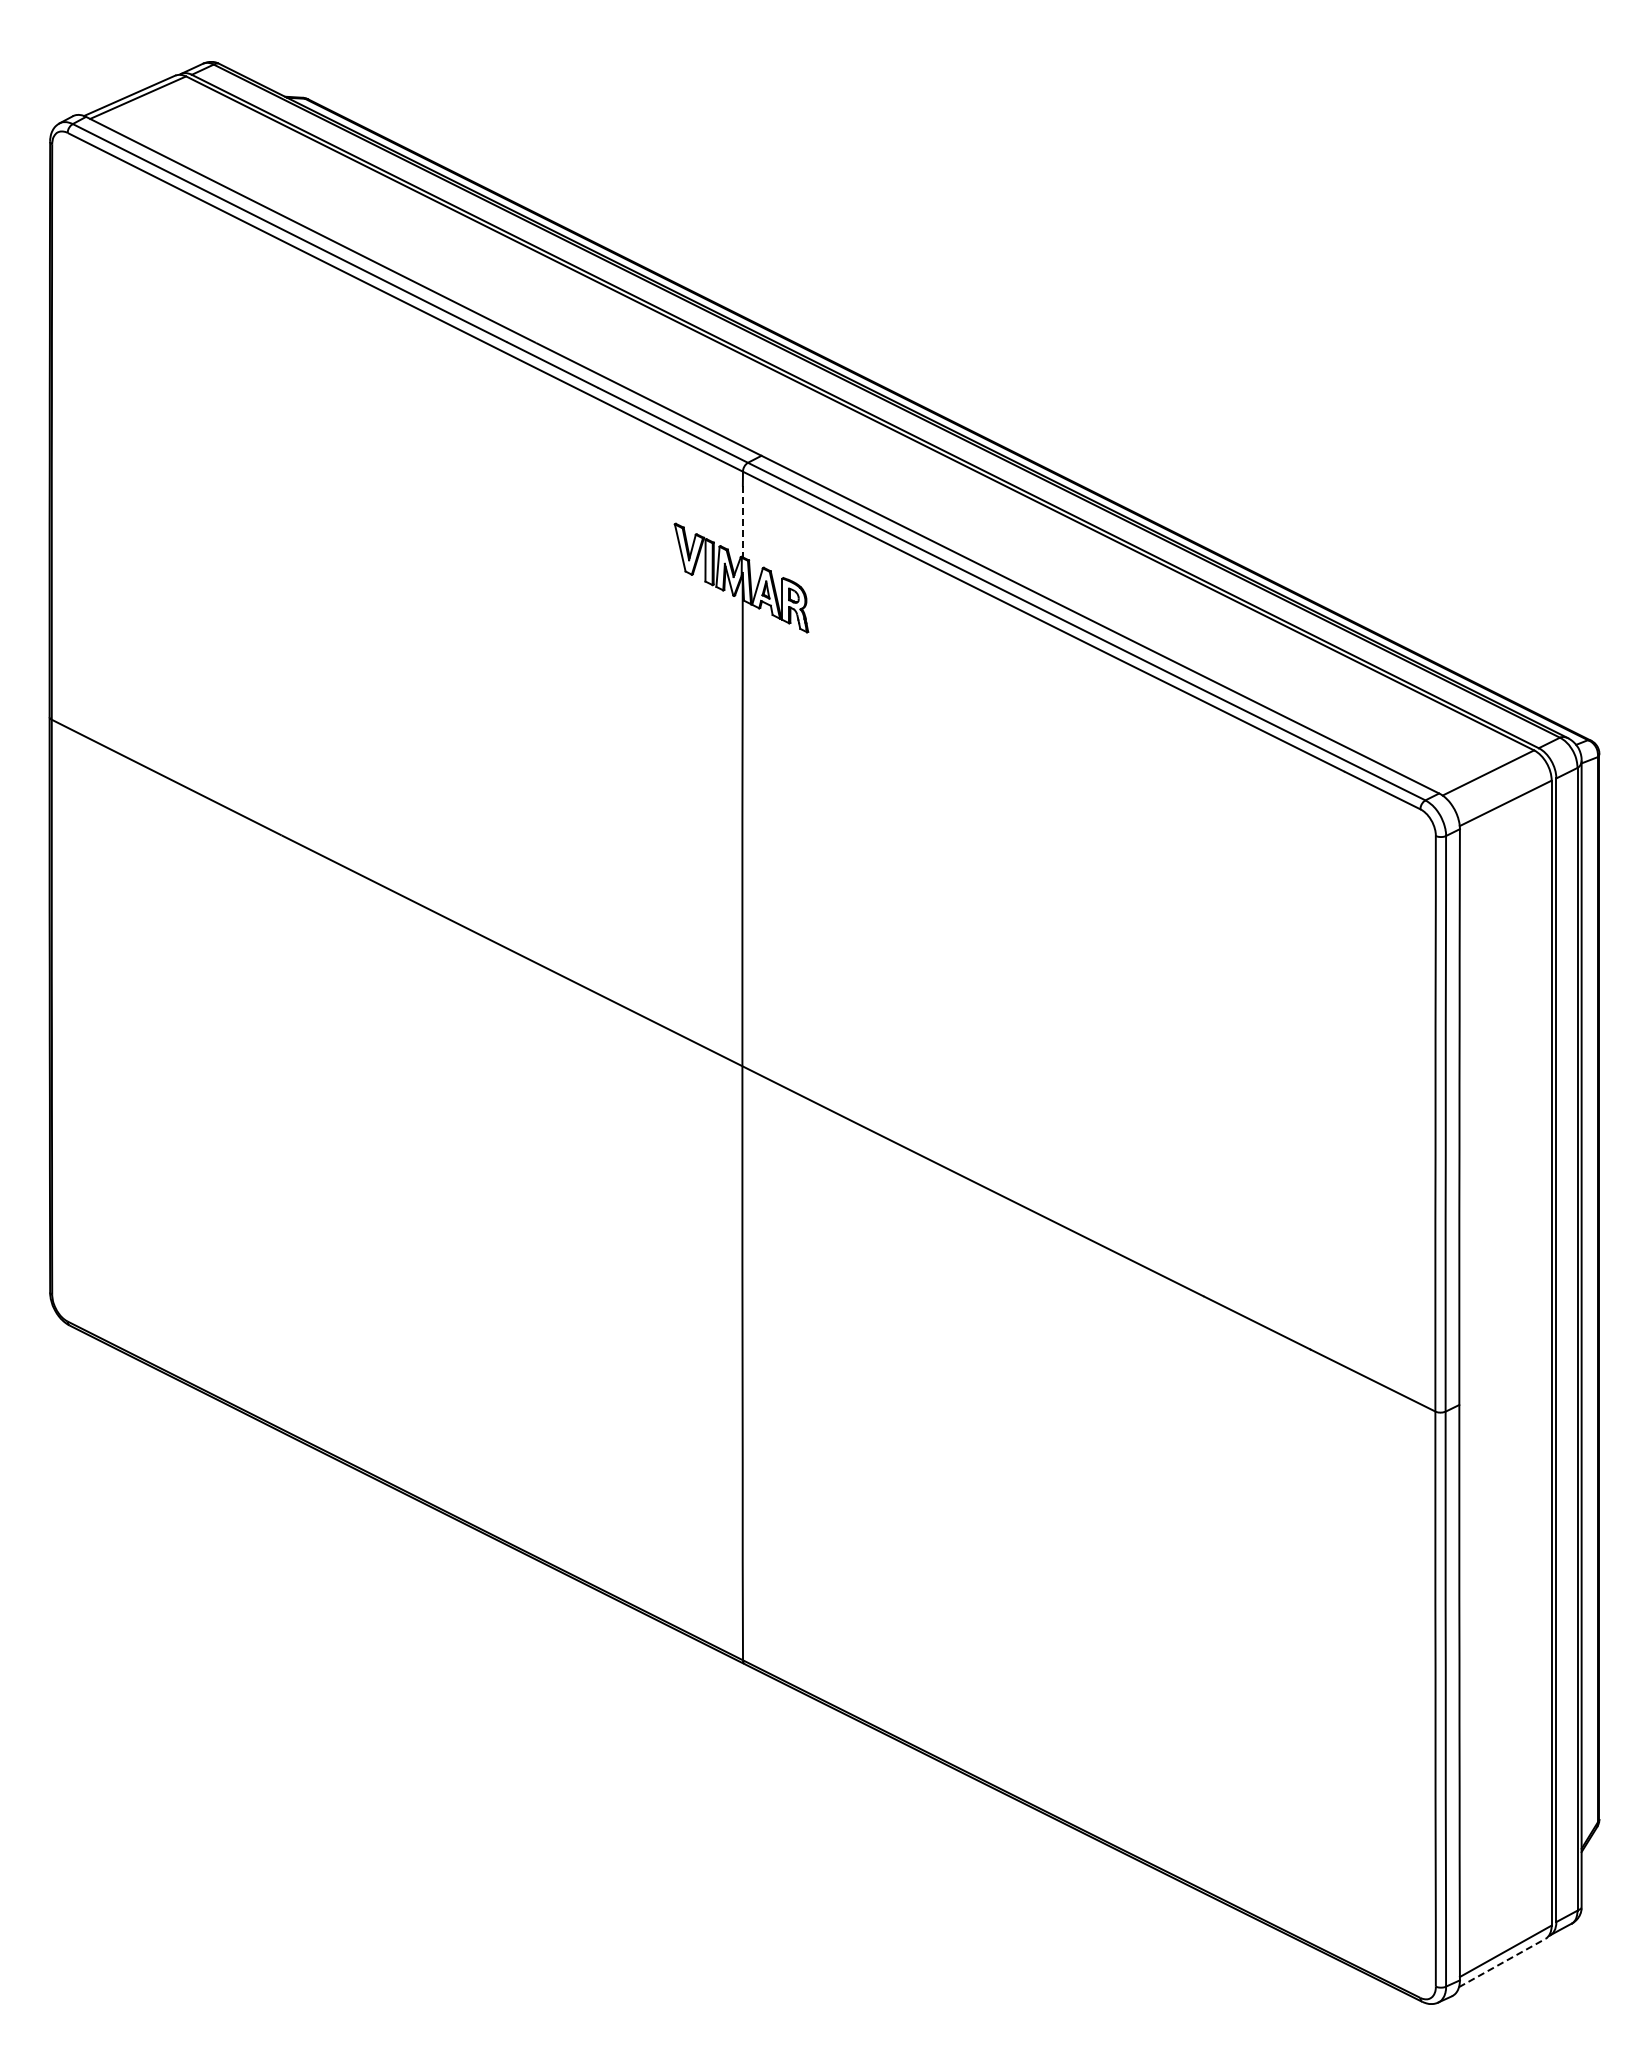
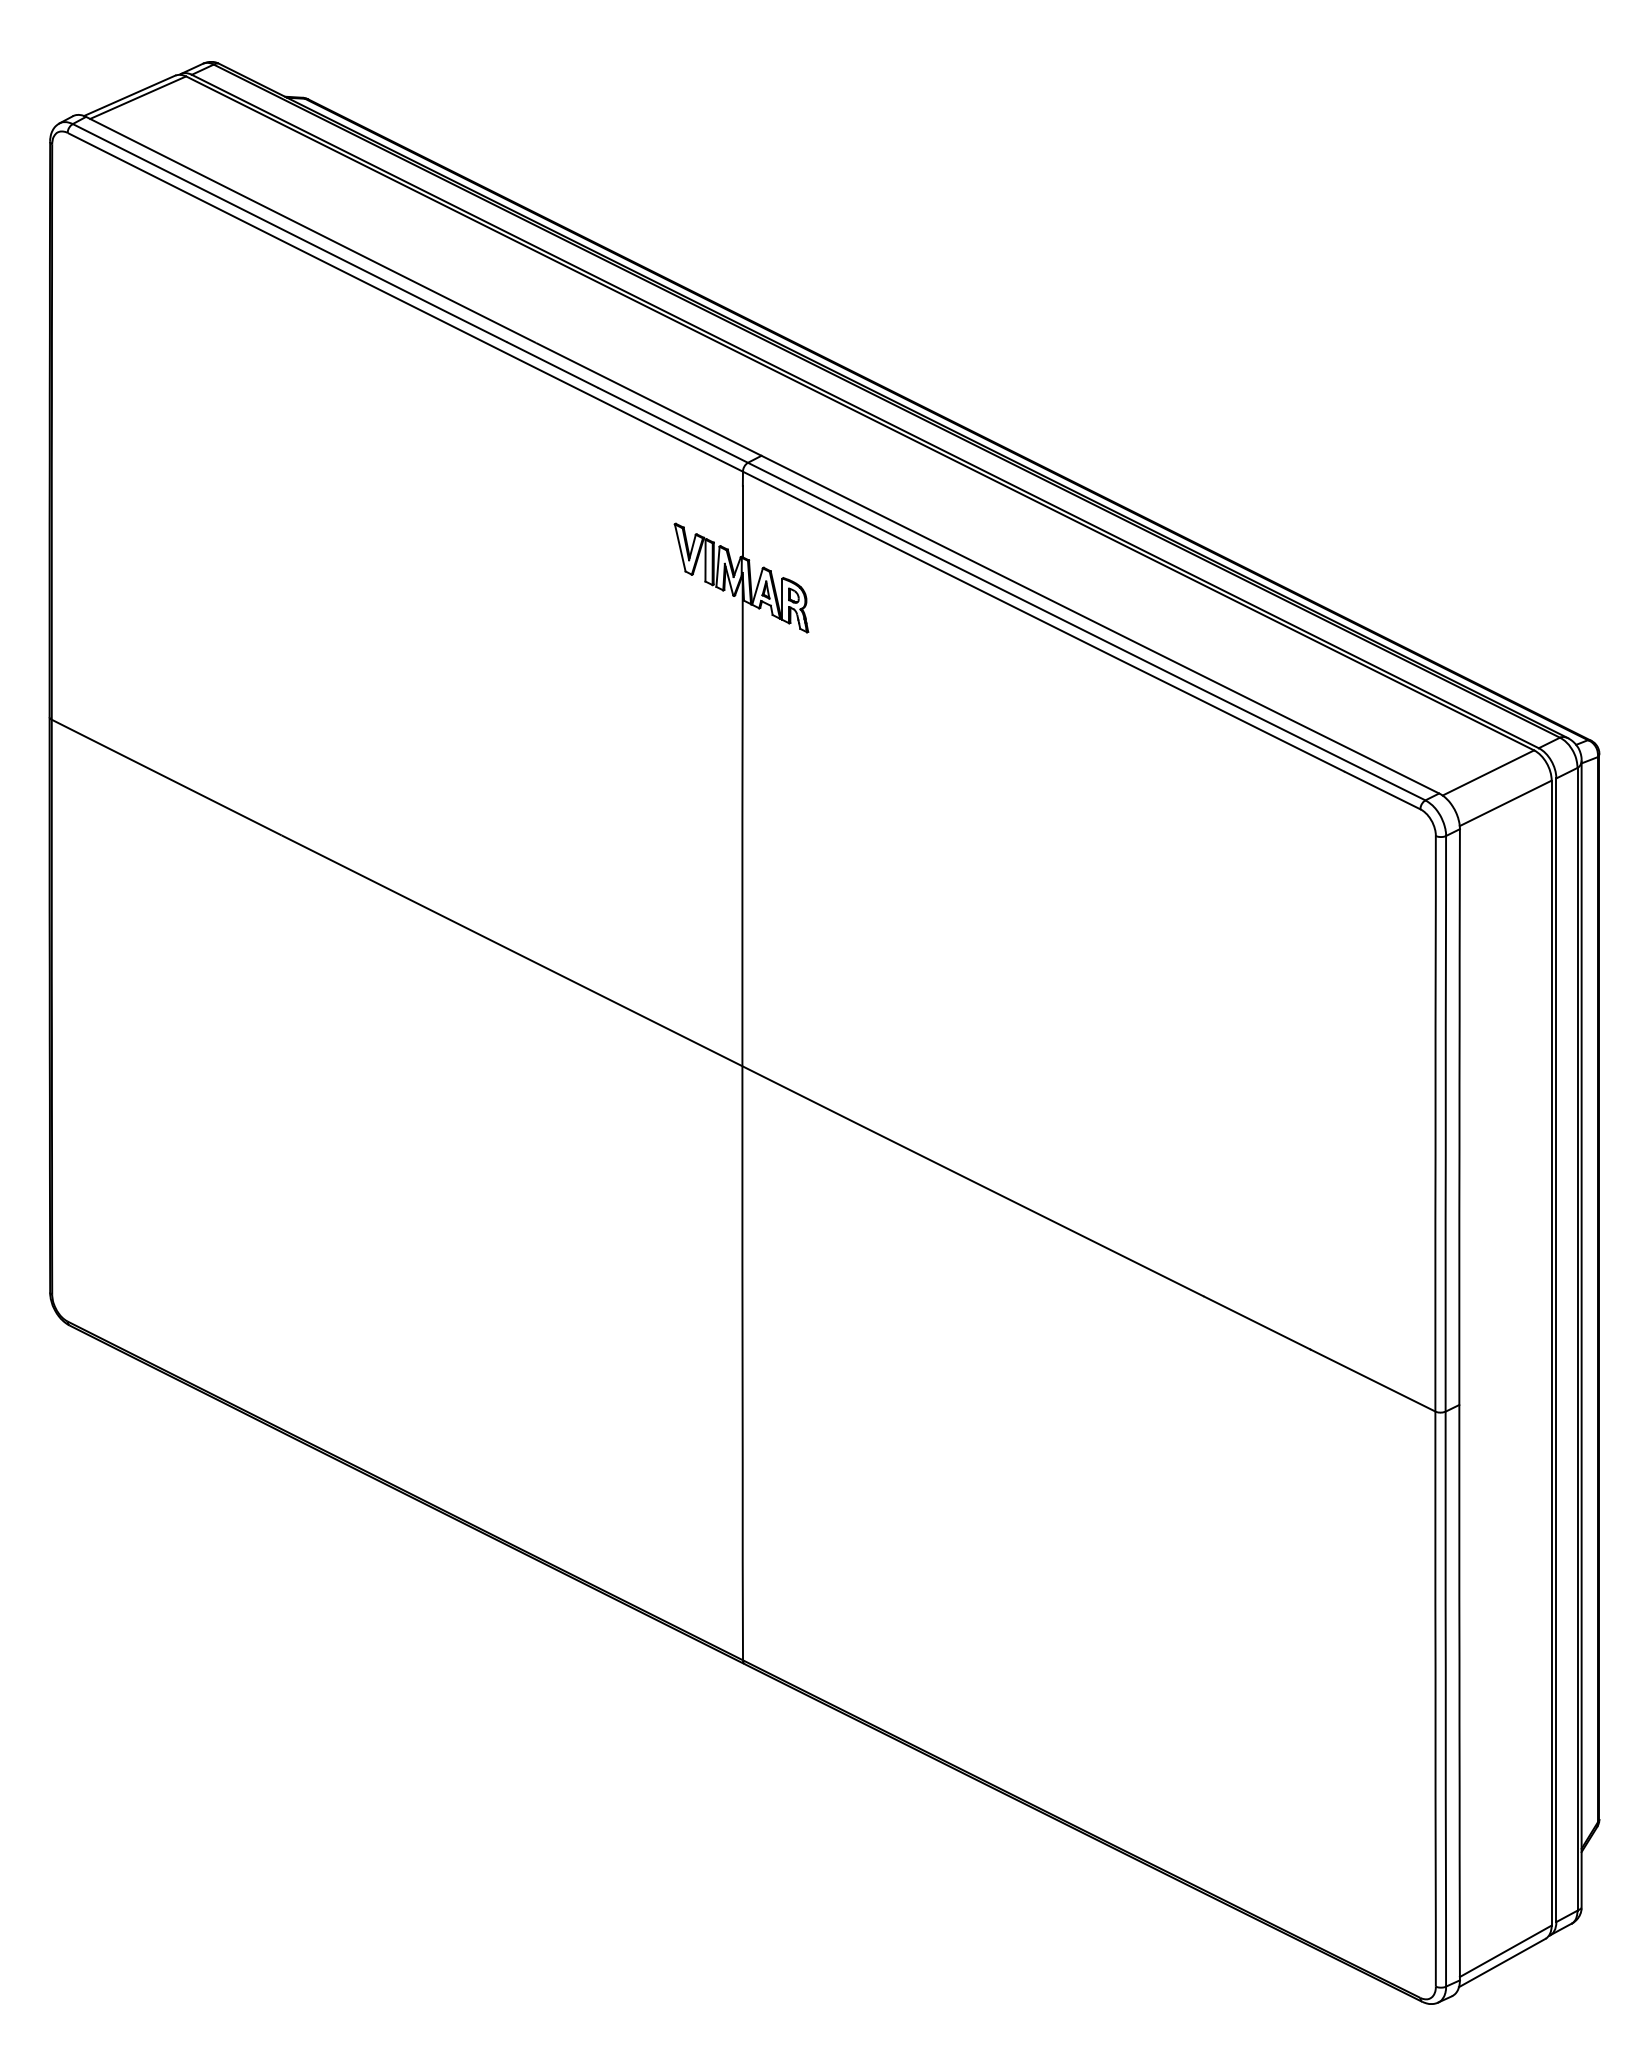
line: dashed -> solid (742, 521)
line: dashed -> solid (1502, 1963)
